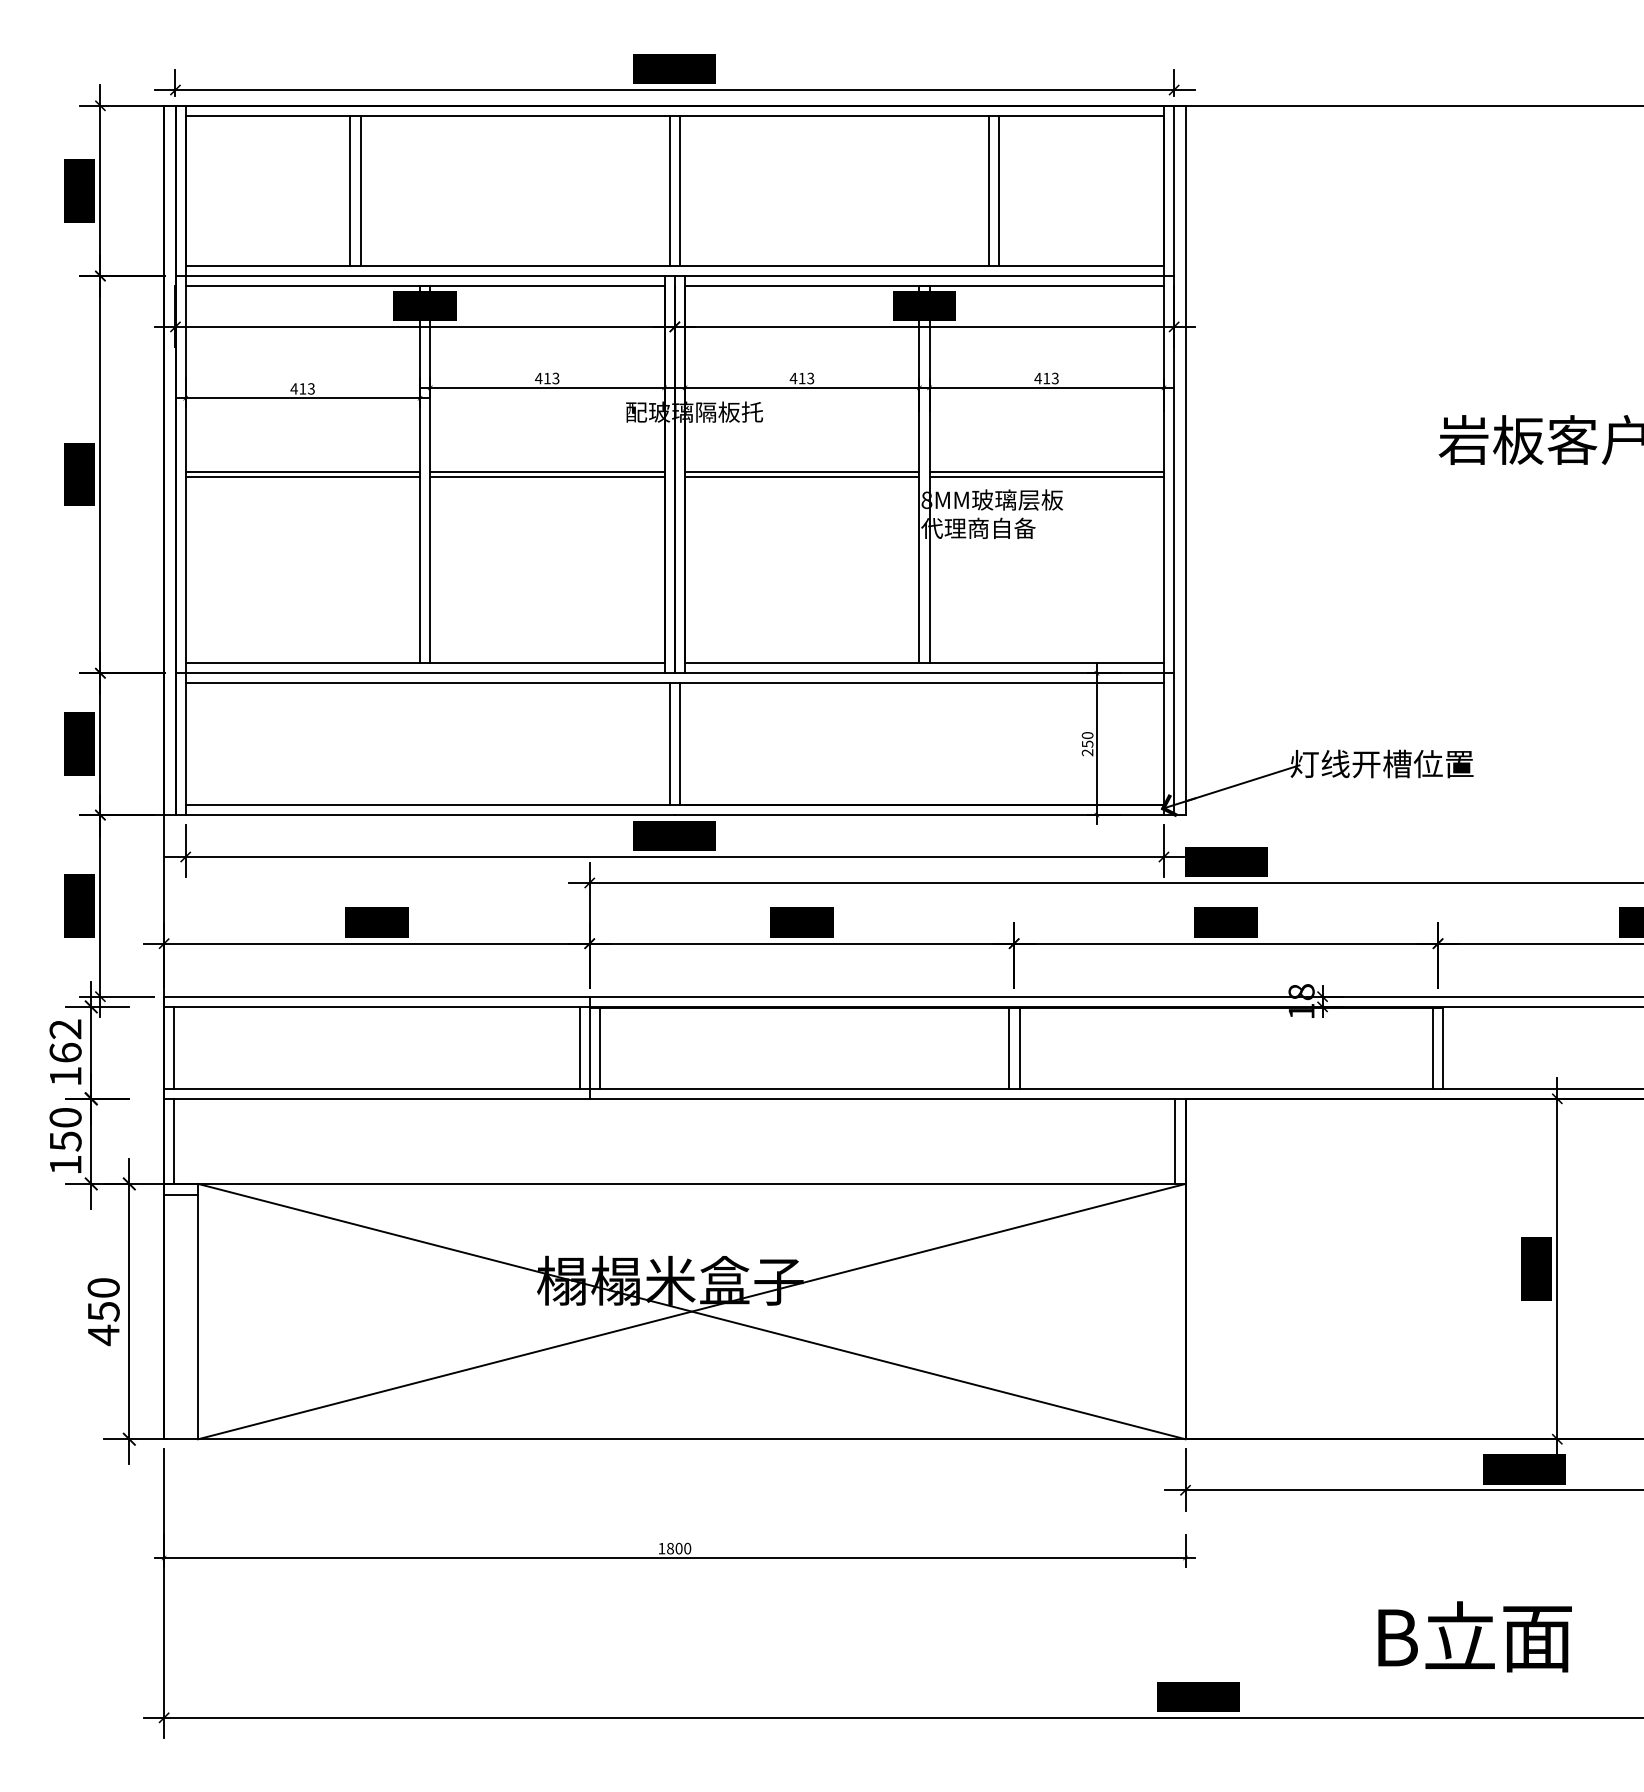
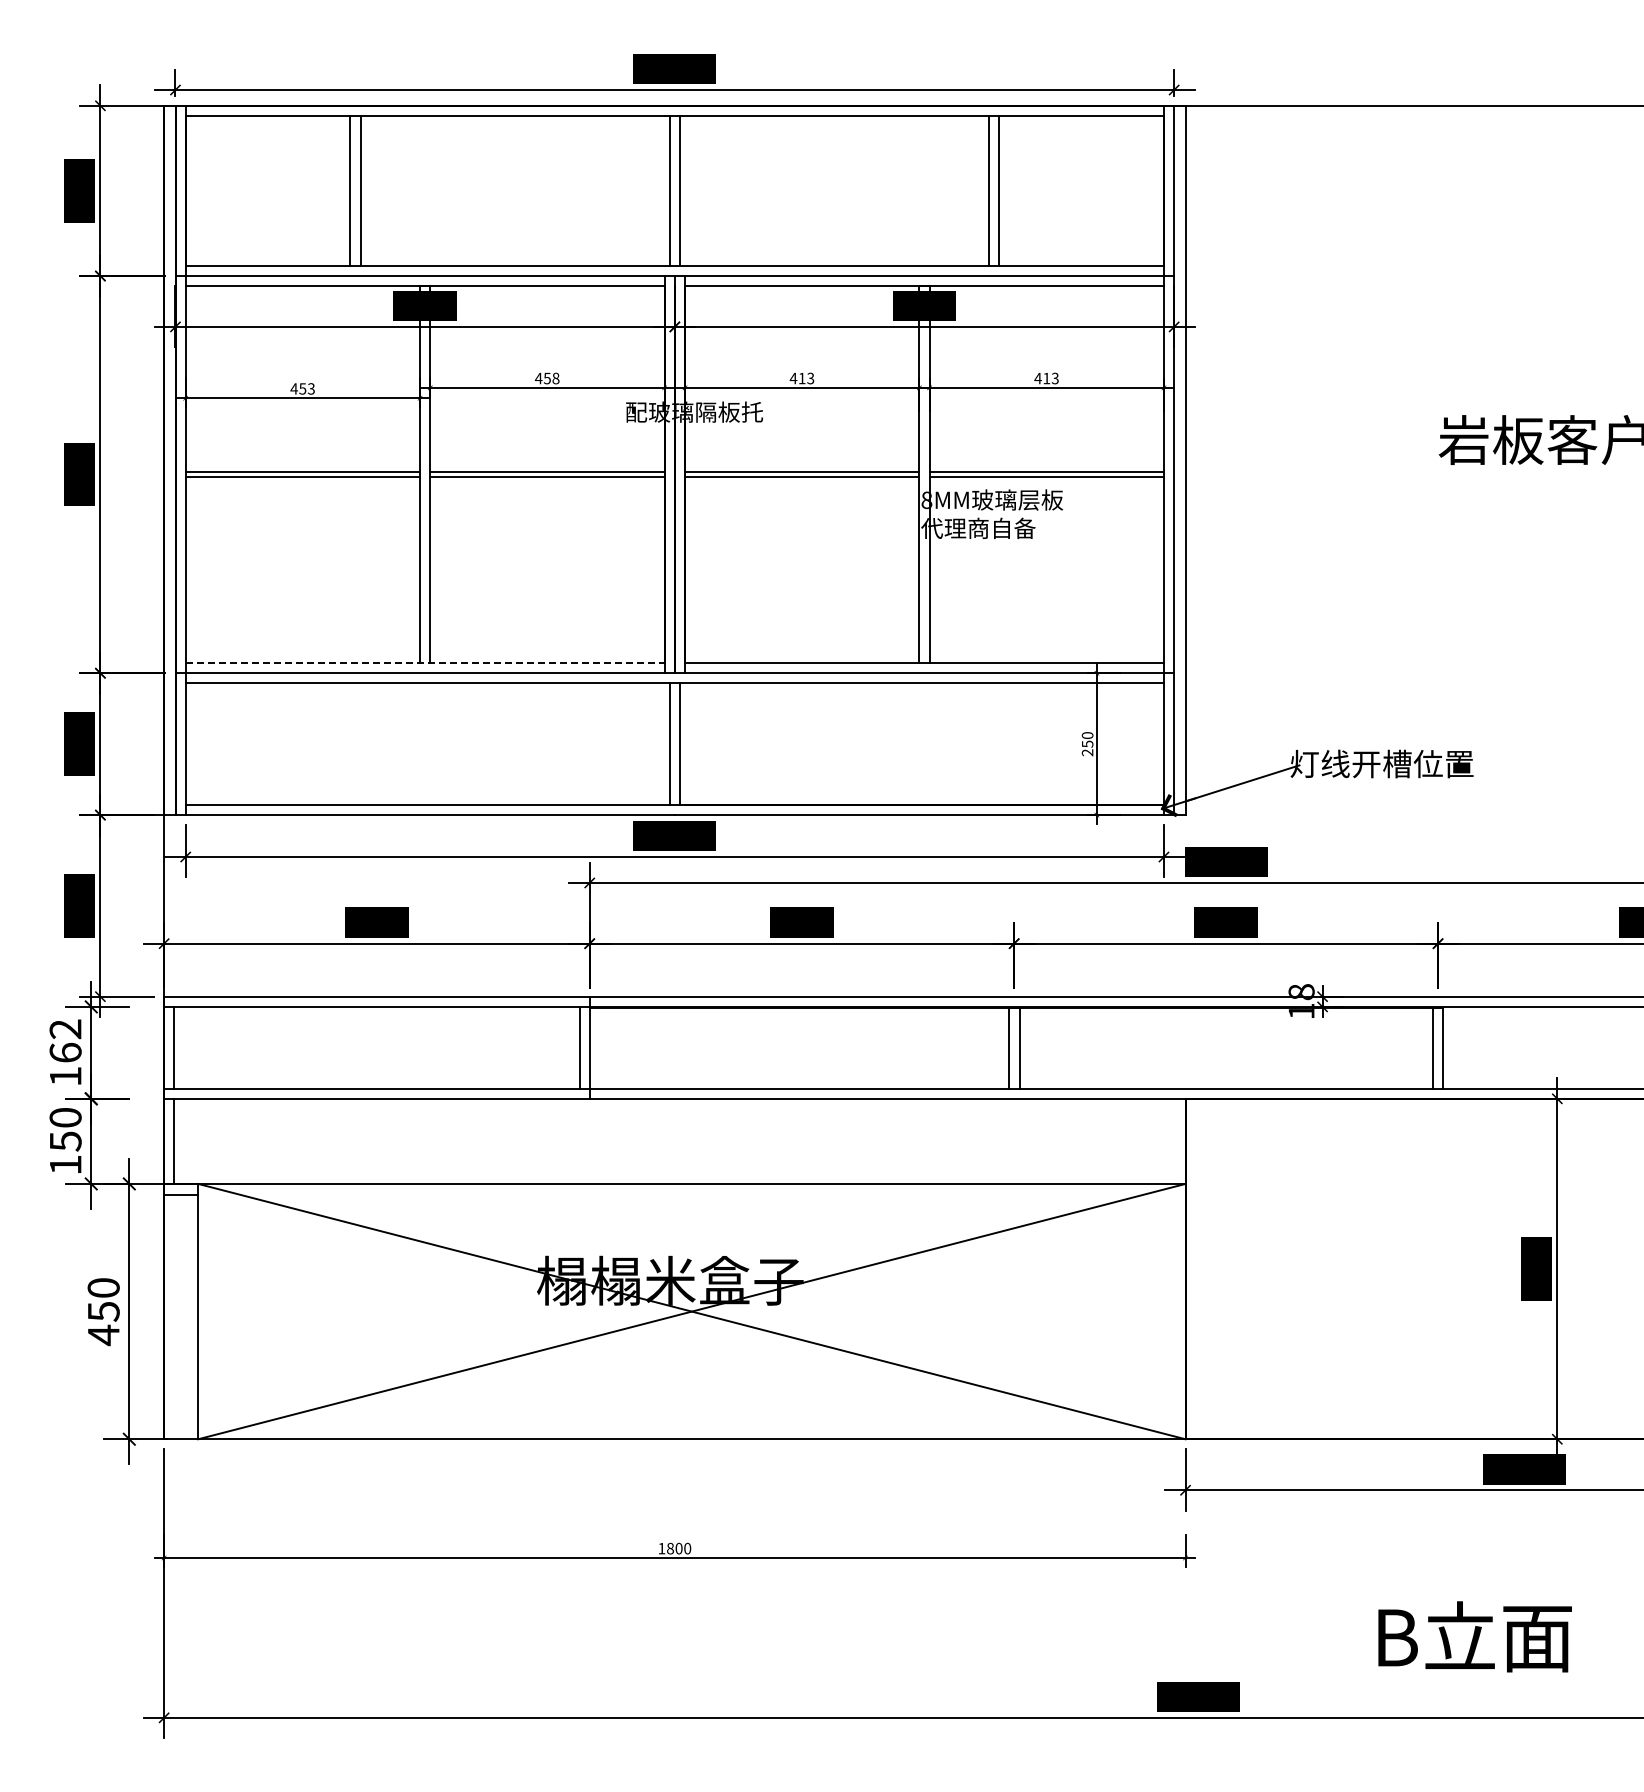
text: 413 -> 458 (551, 378)
text: 413 -> 453 (302, 388)
line: solid -> dashed (425, 663)
line: present -> none (599, 1048)
line: present -> none (1175, 1140)
